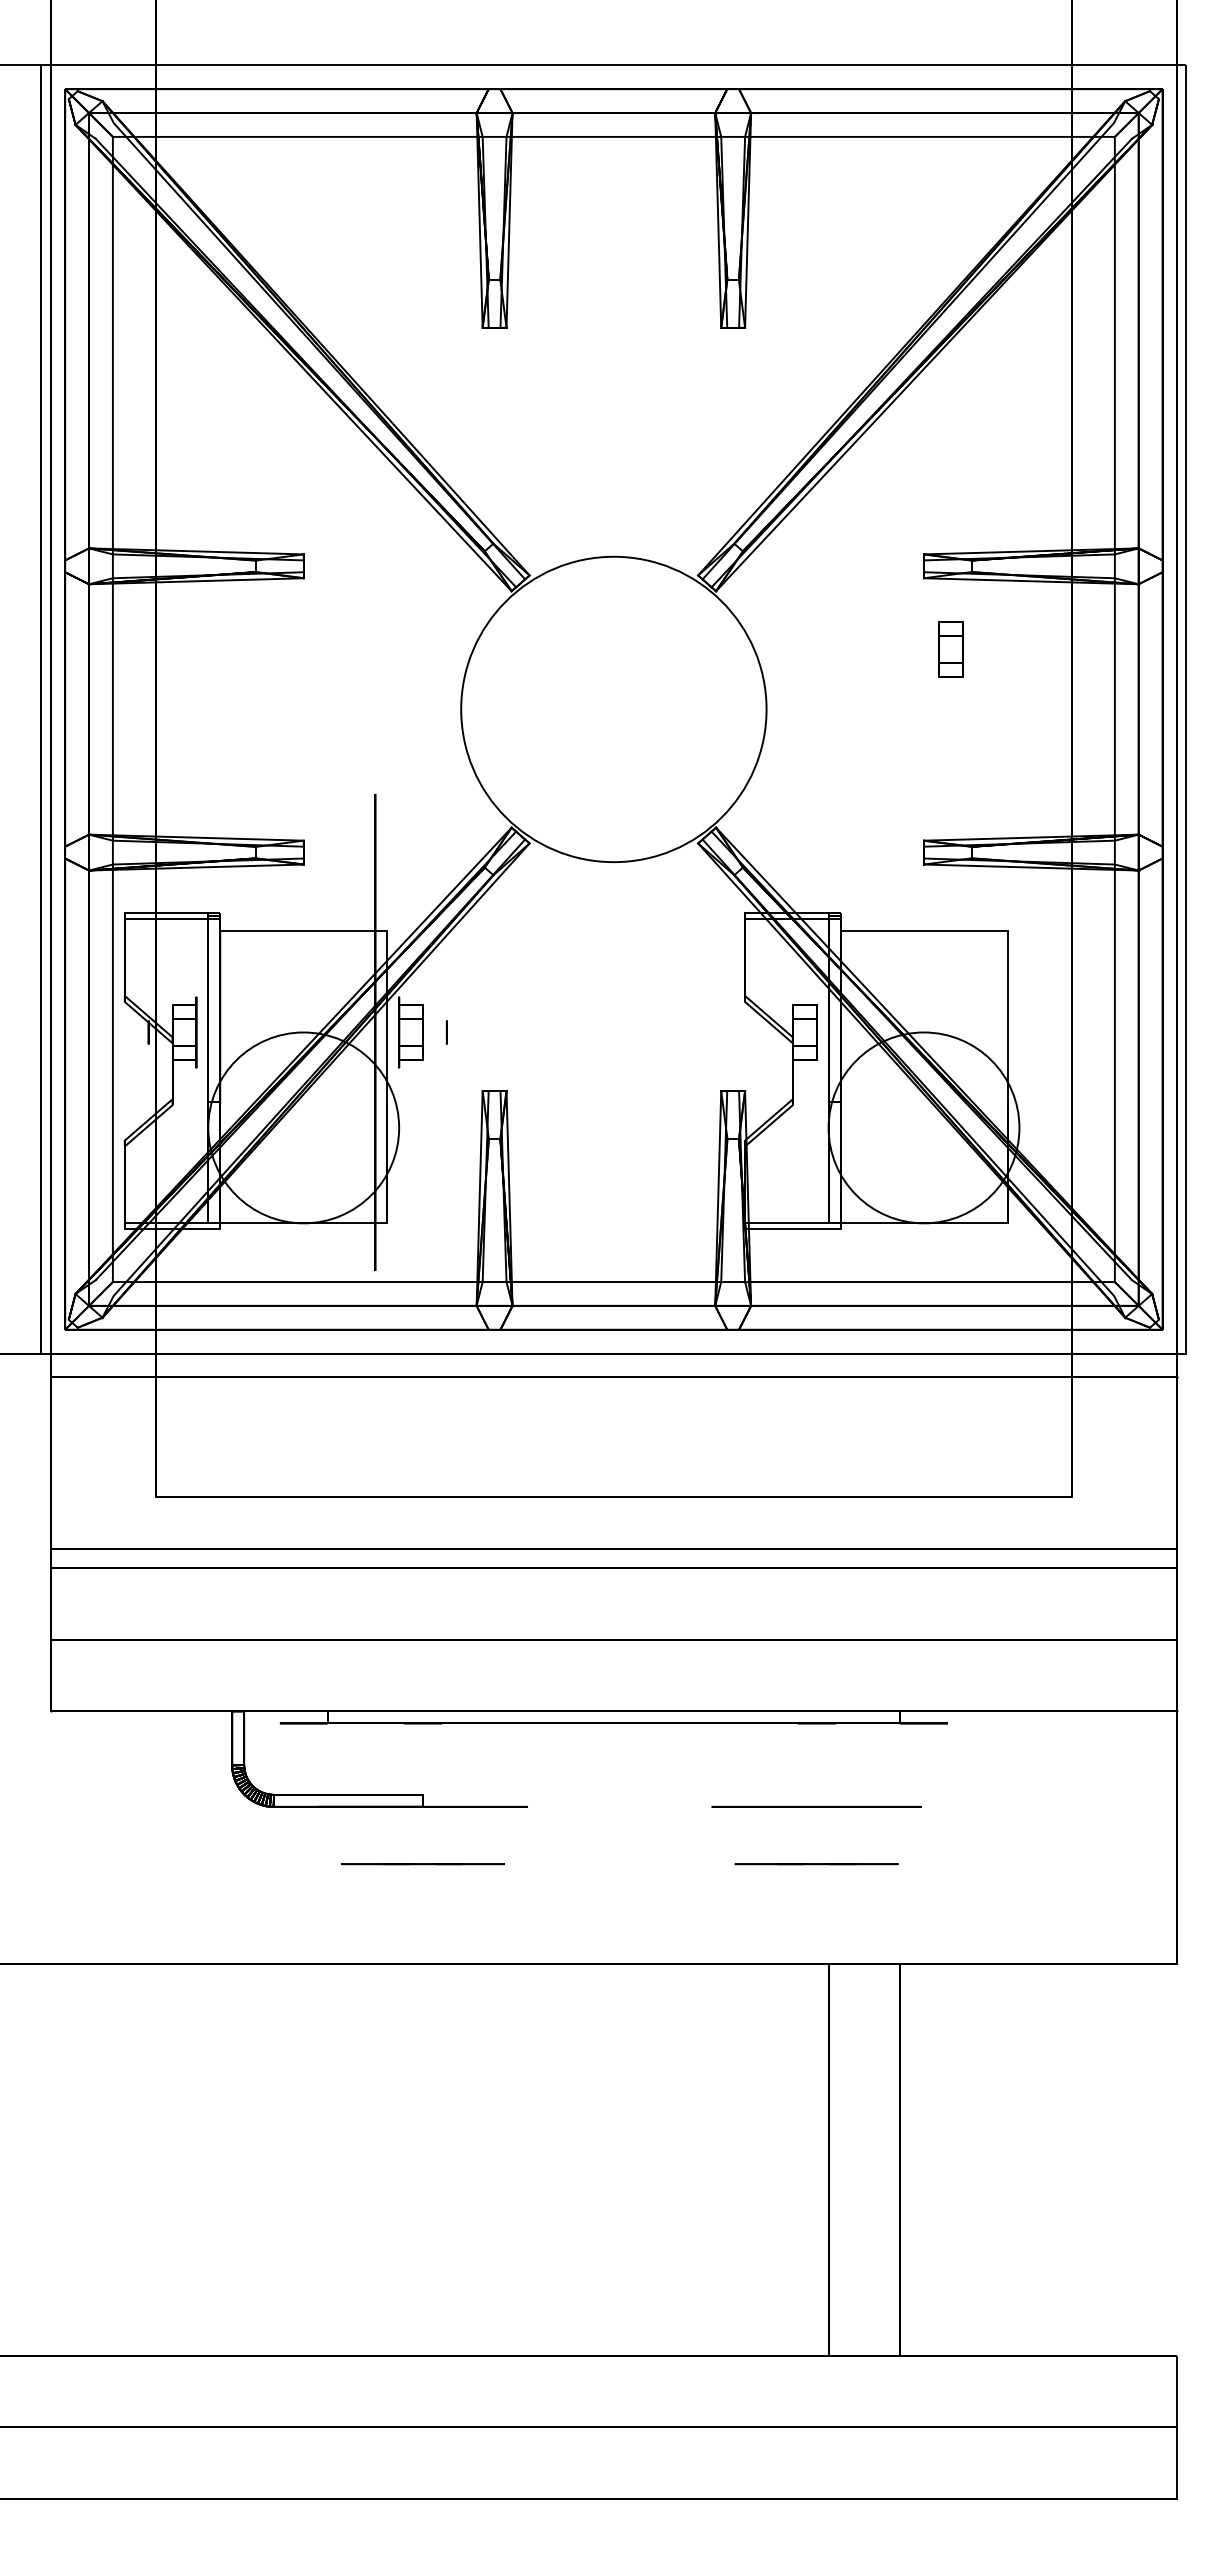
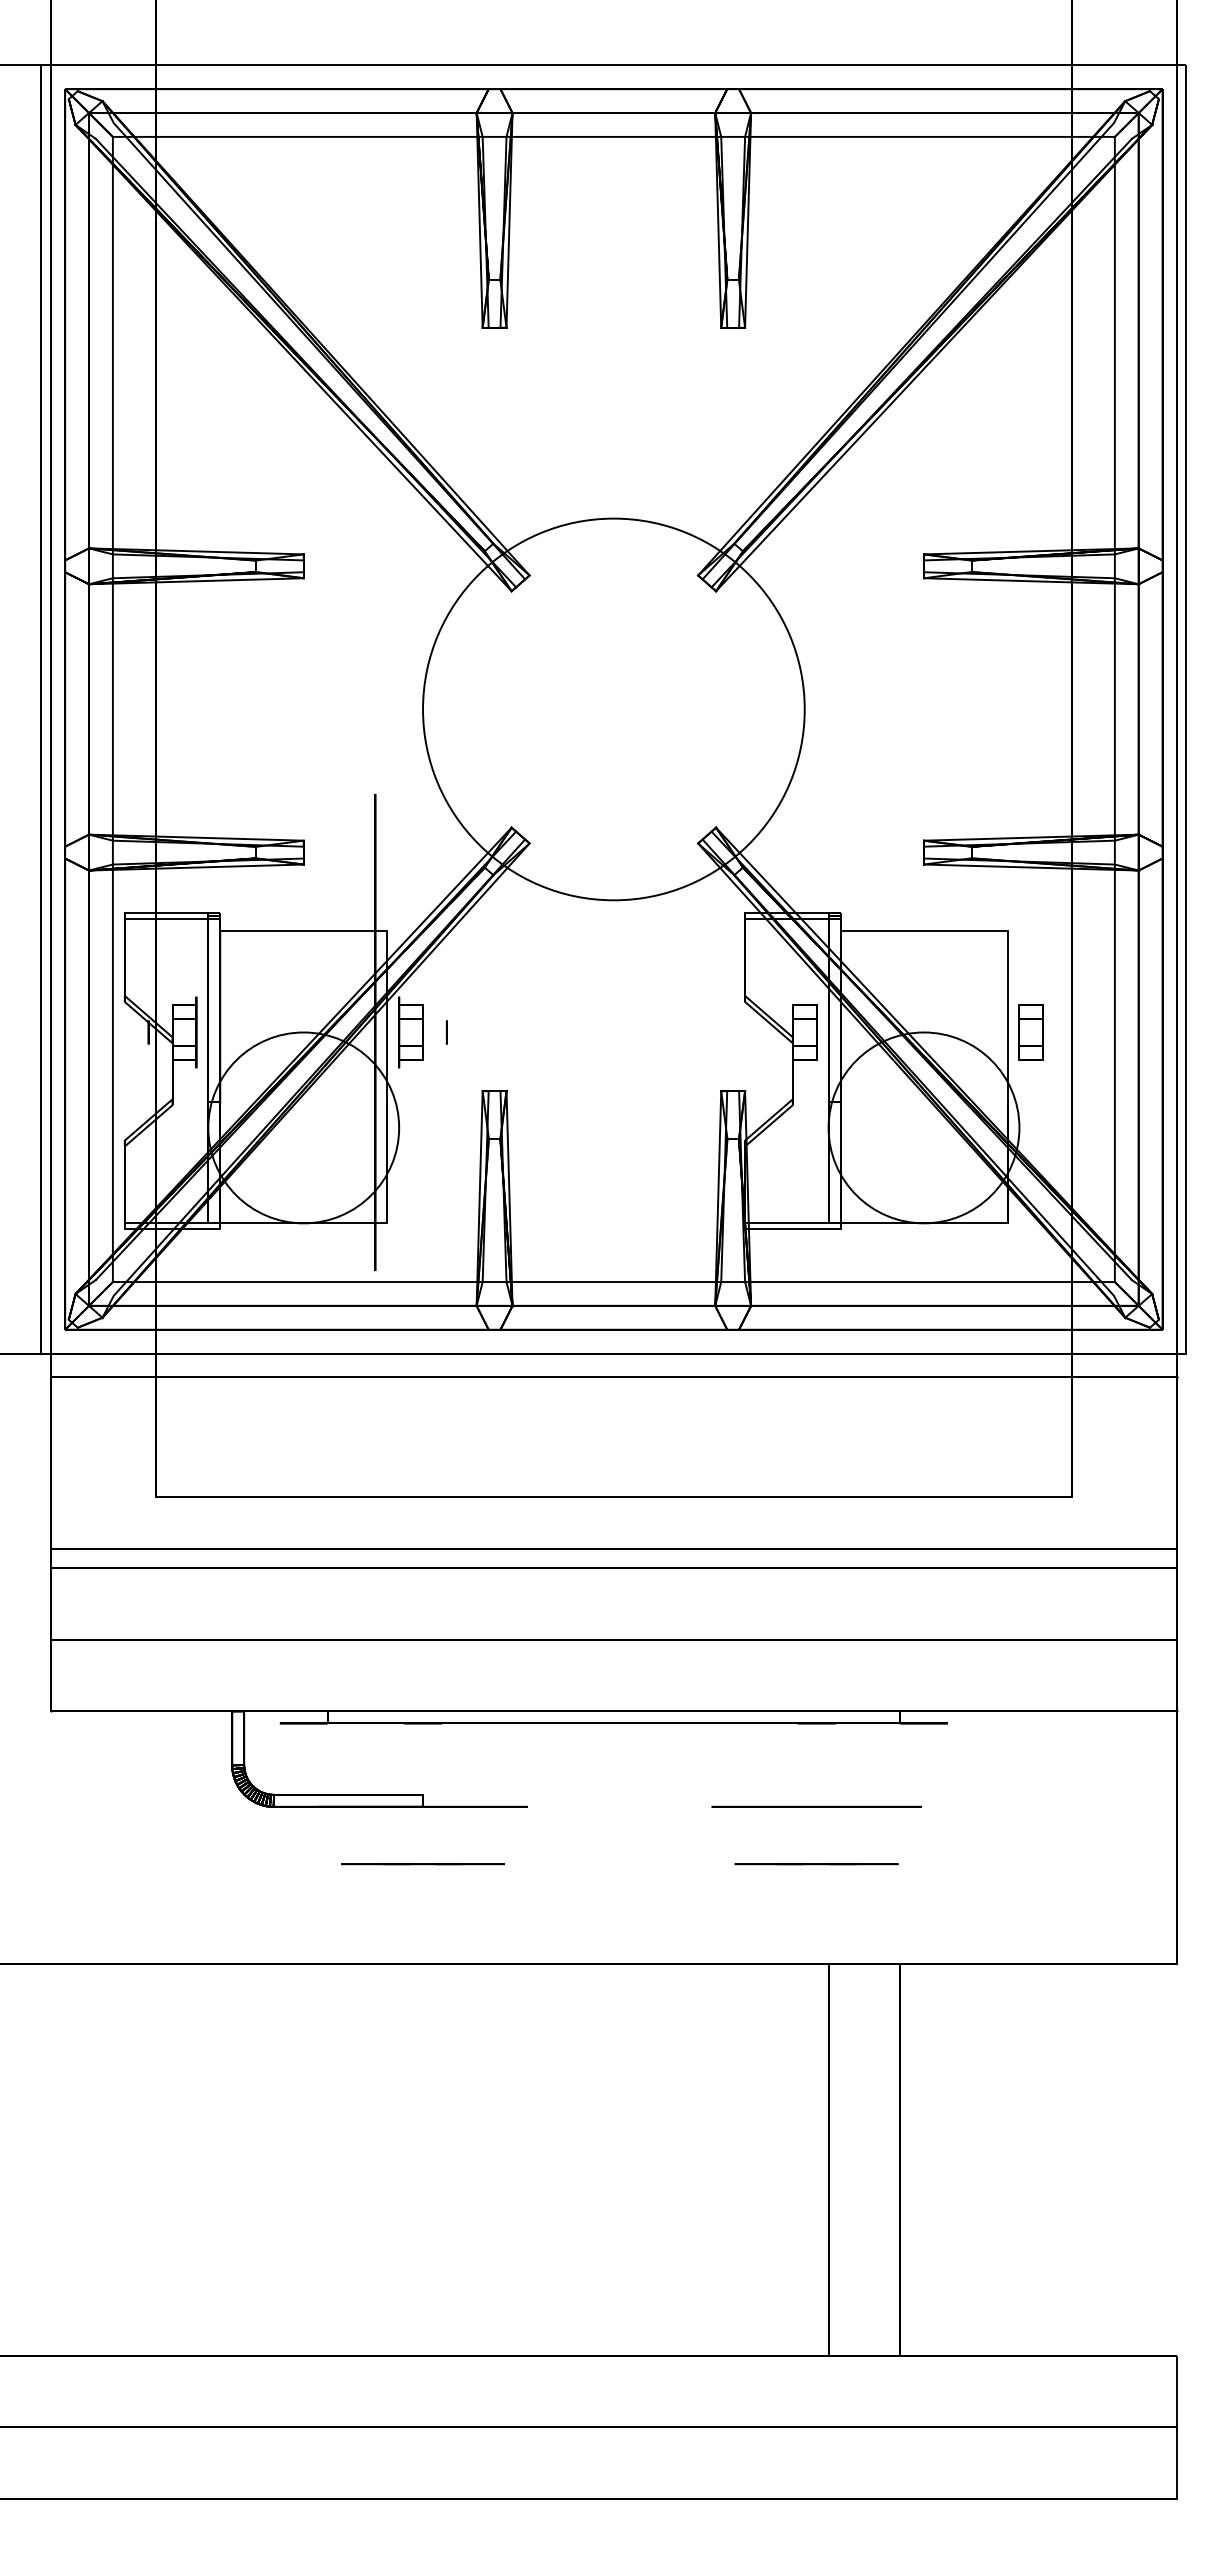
part position: (950, 649) -> (1030, 1032) (1030, 1032)
circle diameter: 305 px -> 382 px (613, 709)
